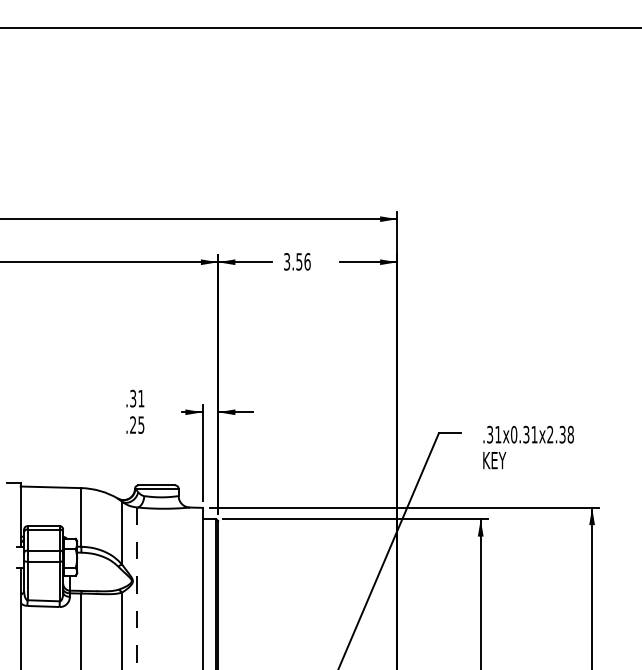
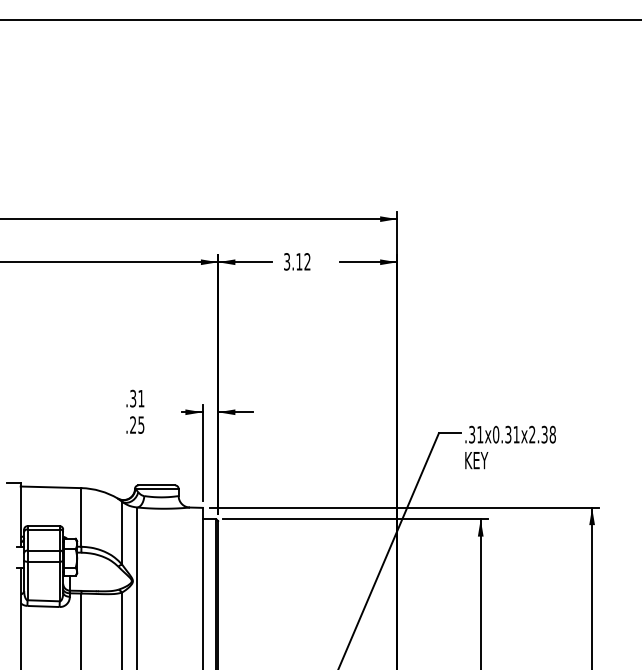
line position: (320, 28) -> (320, 20) (320, 20)
text: 3.56 -> 3.12 (303, 261)
text position: (528, 447) -> (510, 447) (510, 447)
line: dashed -> solid (137, 588)
